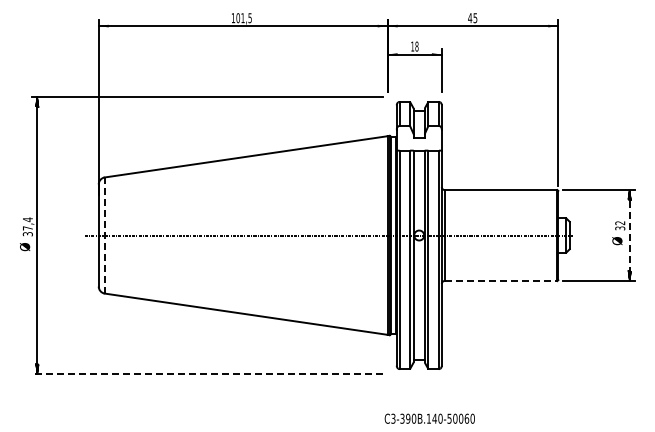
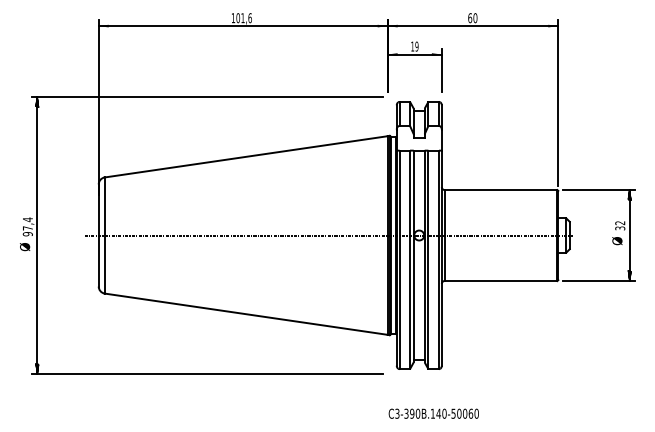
text: 101,5 -> 101,6 (249, 18)
text: 45 -> 60 (472, 18)
text: 18 -> 19 (416, 46)
text: 37,4 -> 97,4 (27, 234)
line: dashed -> solid (104, 235)
line: dashed -> solid (629, 236)
line: dashed -> solid (501, 281)
line: dashed -> solid (207, 374)
text position: (429, 418) -> (433, 413) (433, 413)
